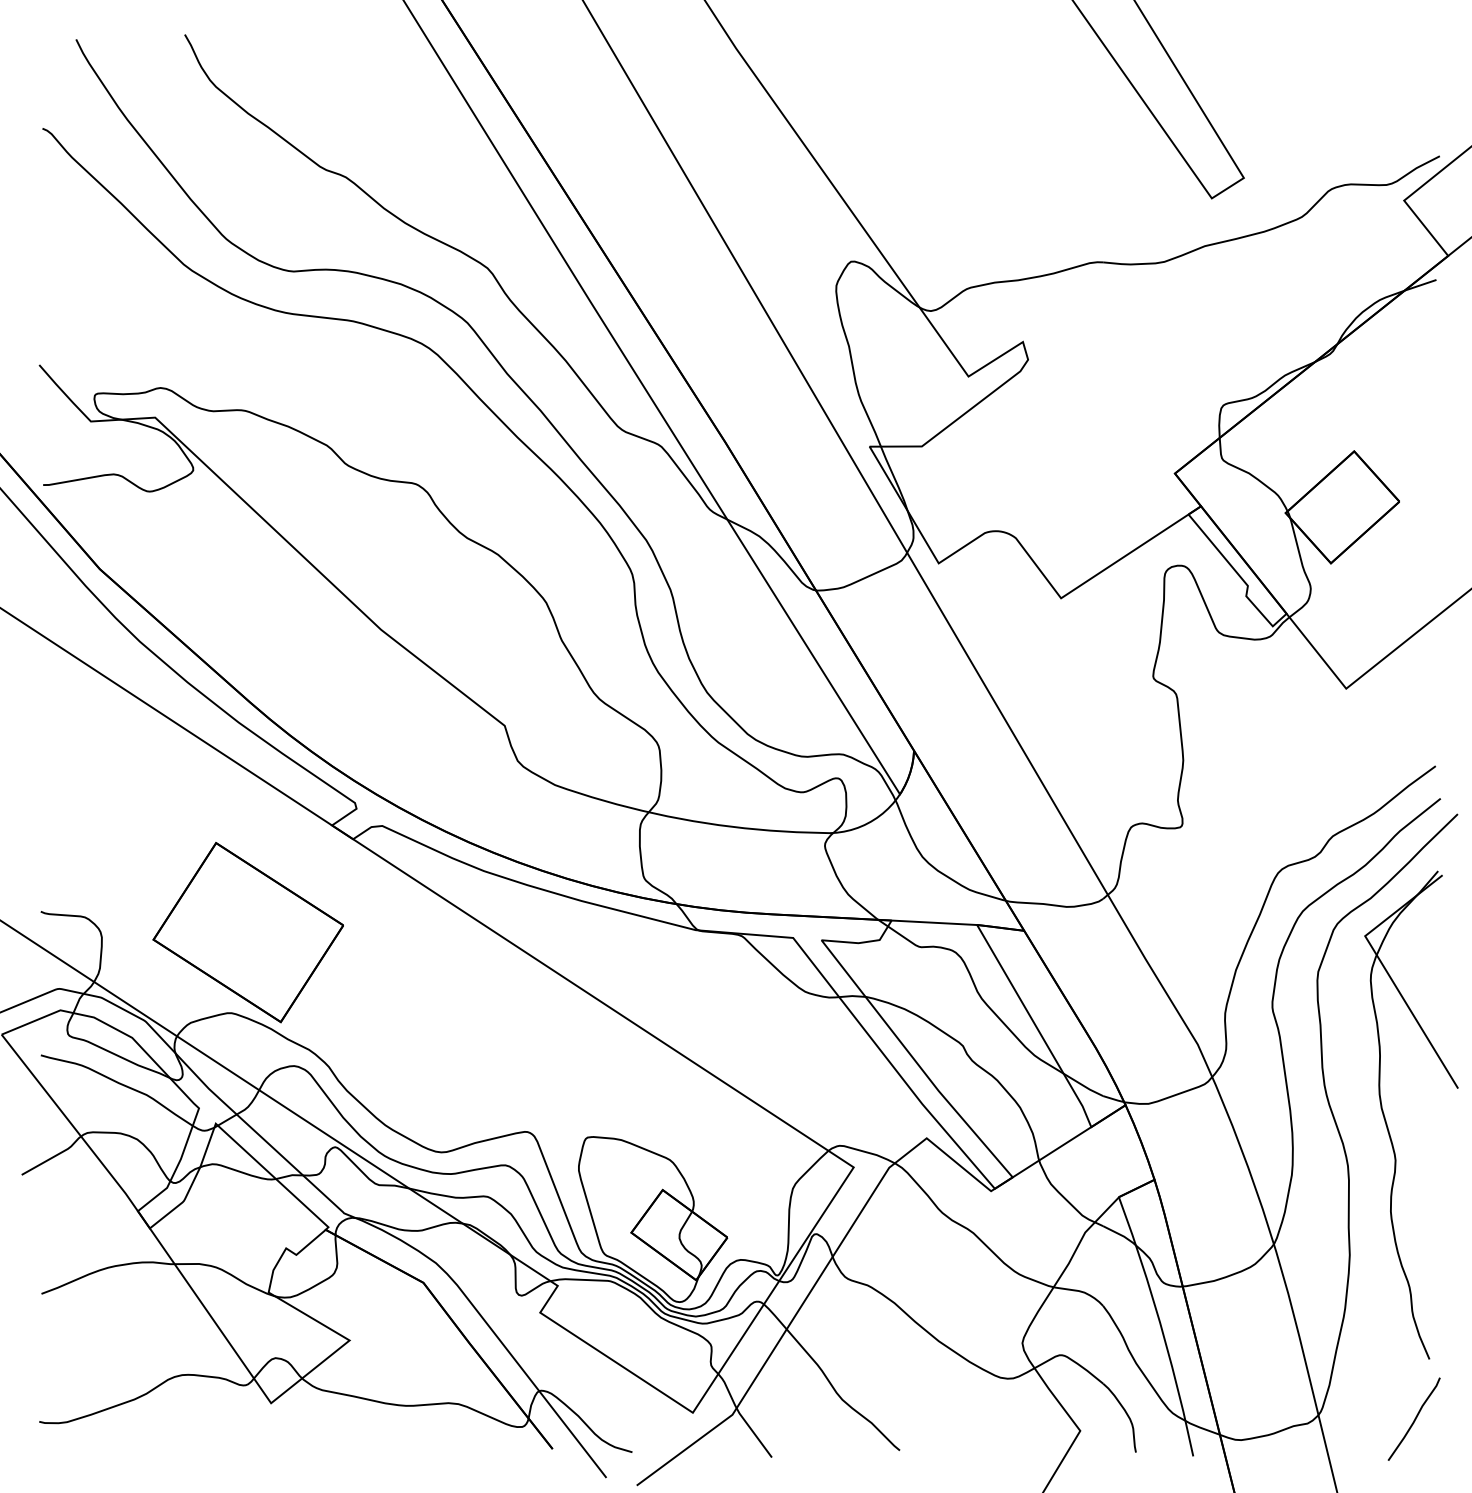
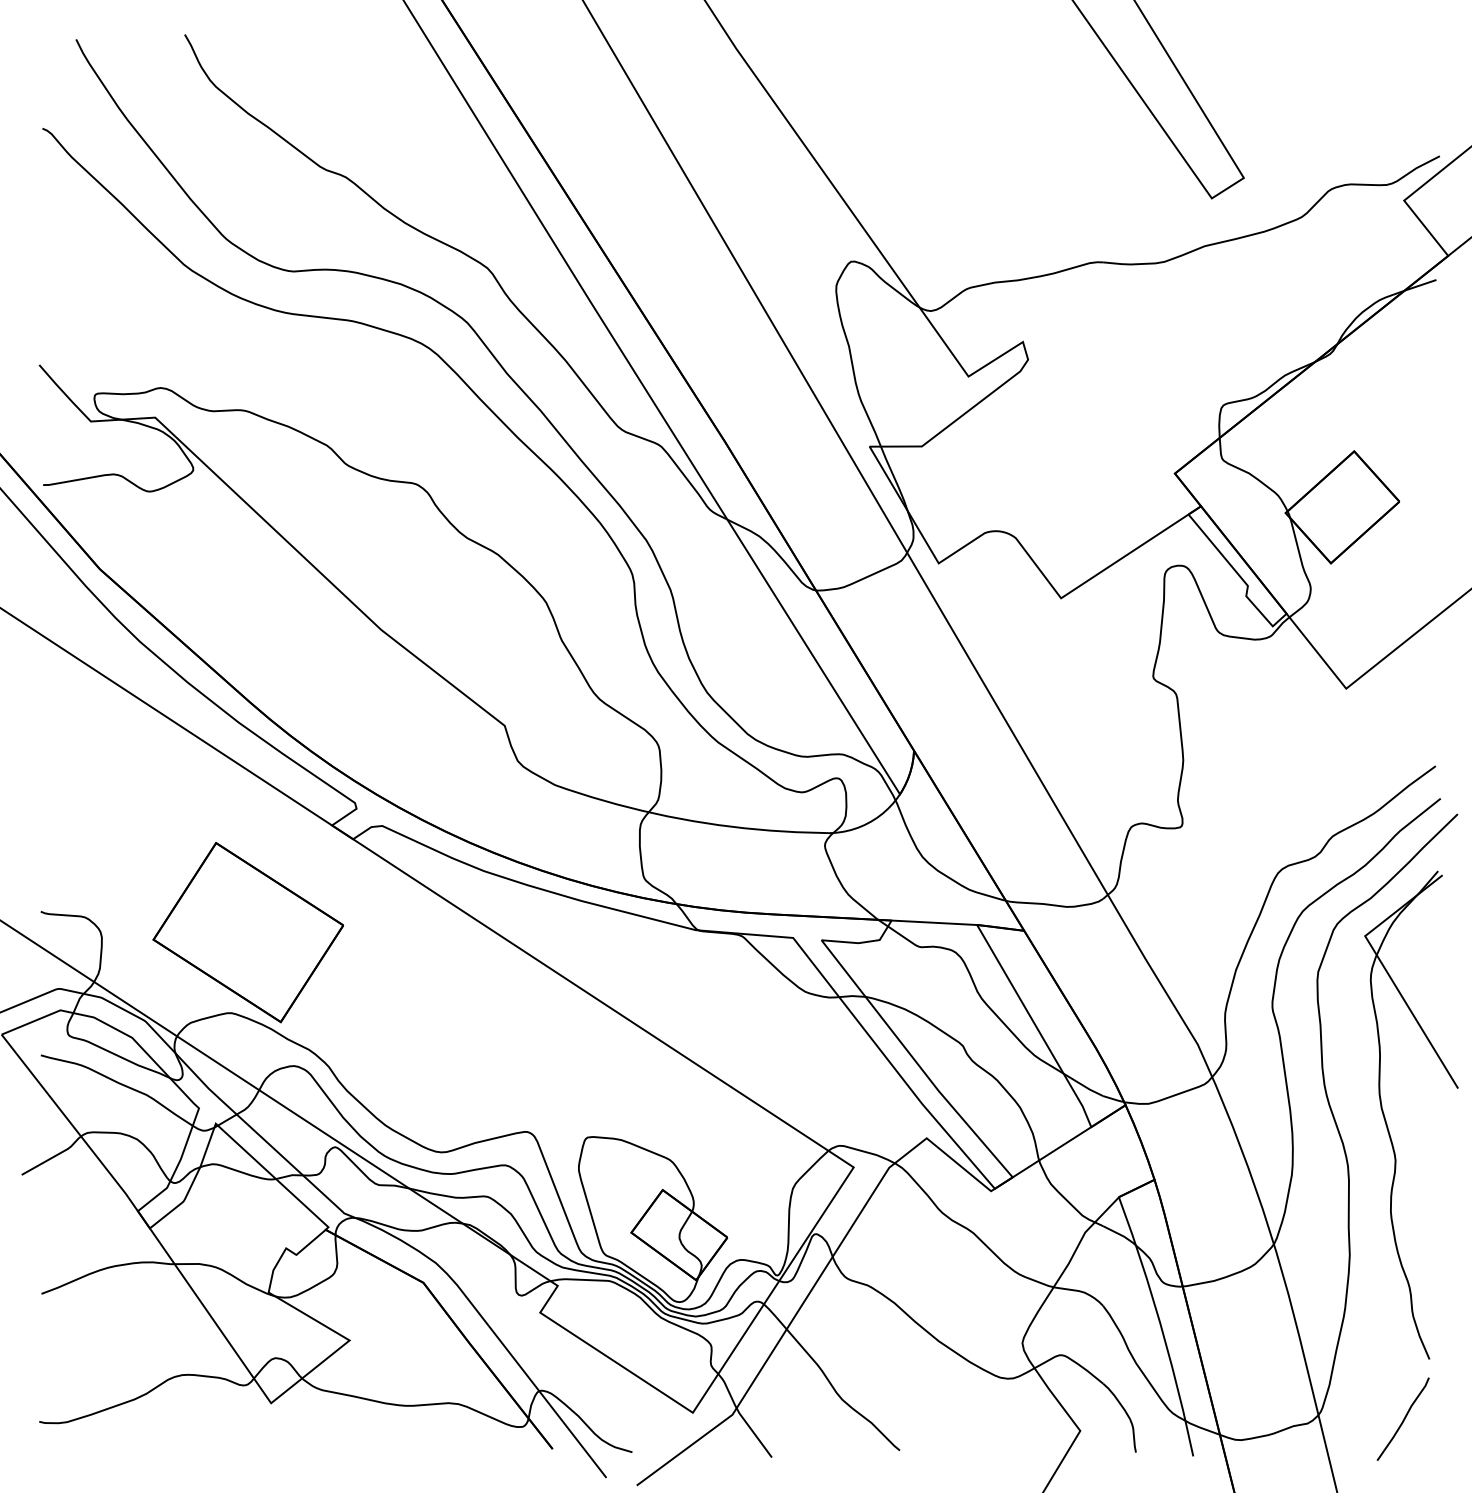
curve position: (1414, 1418) -> (1403, 1418) (1403, 1418)
